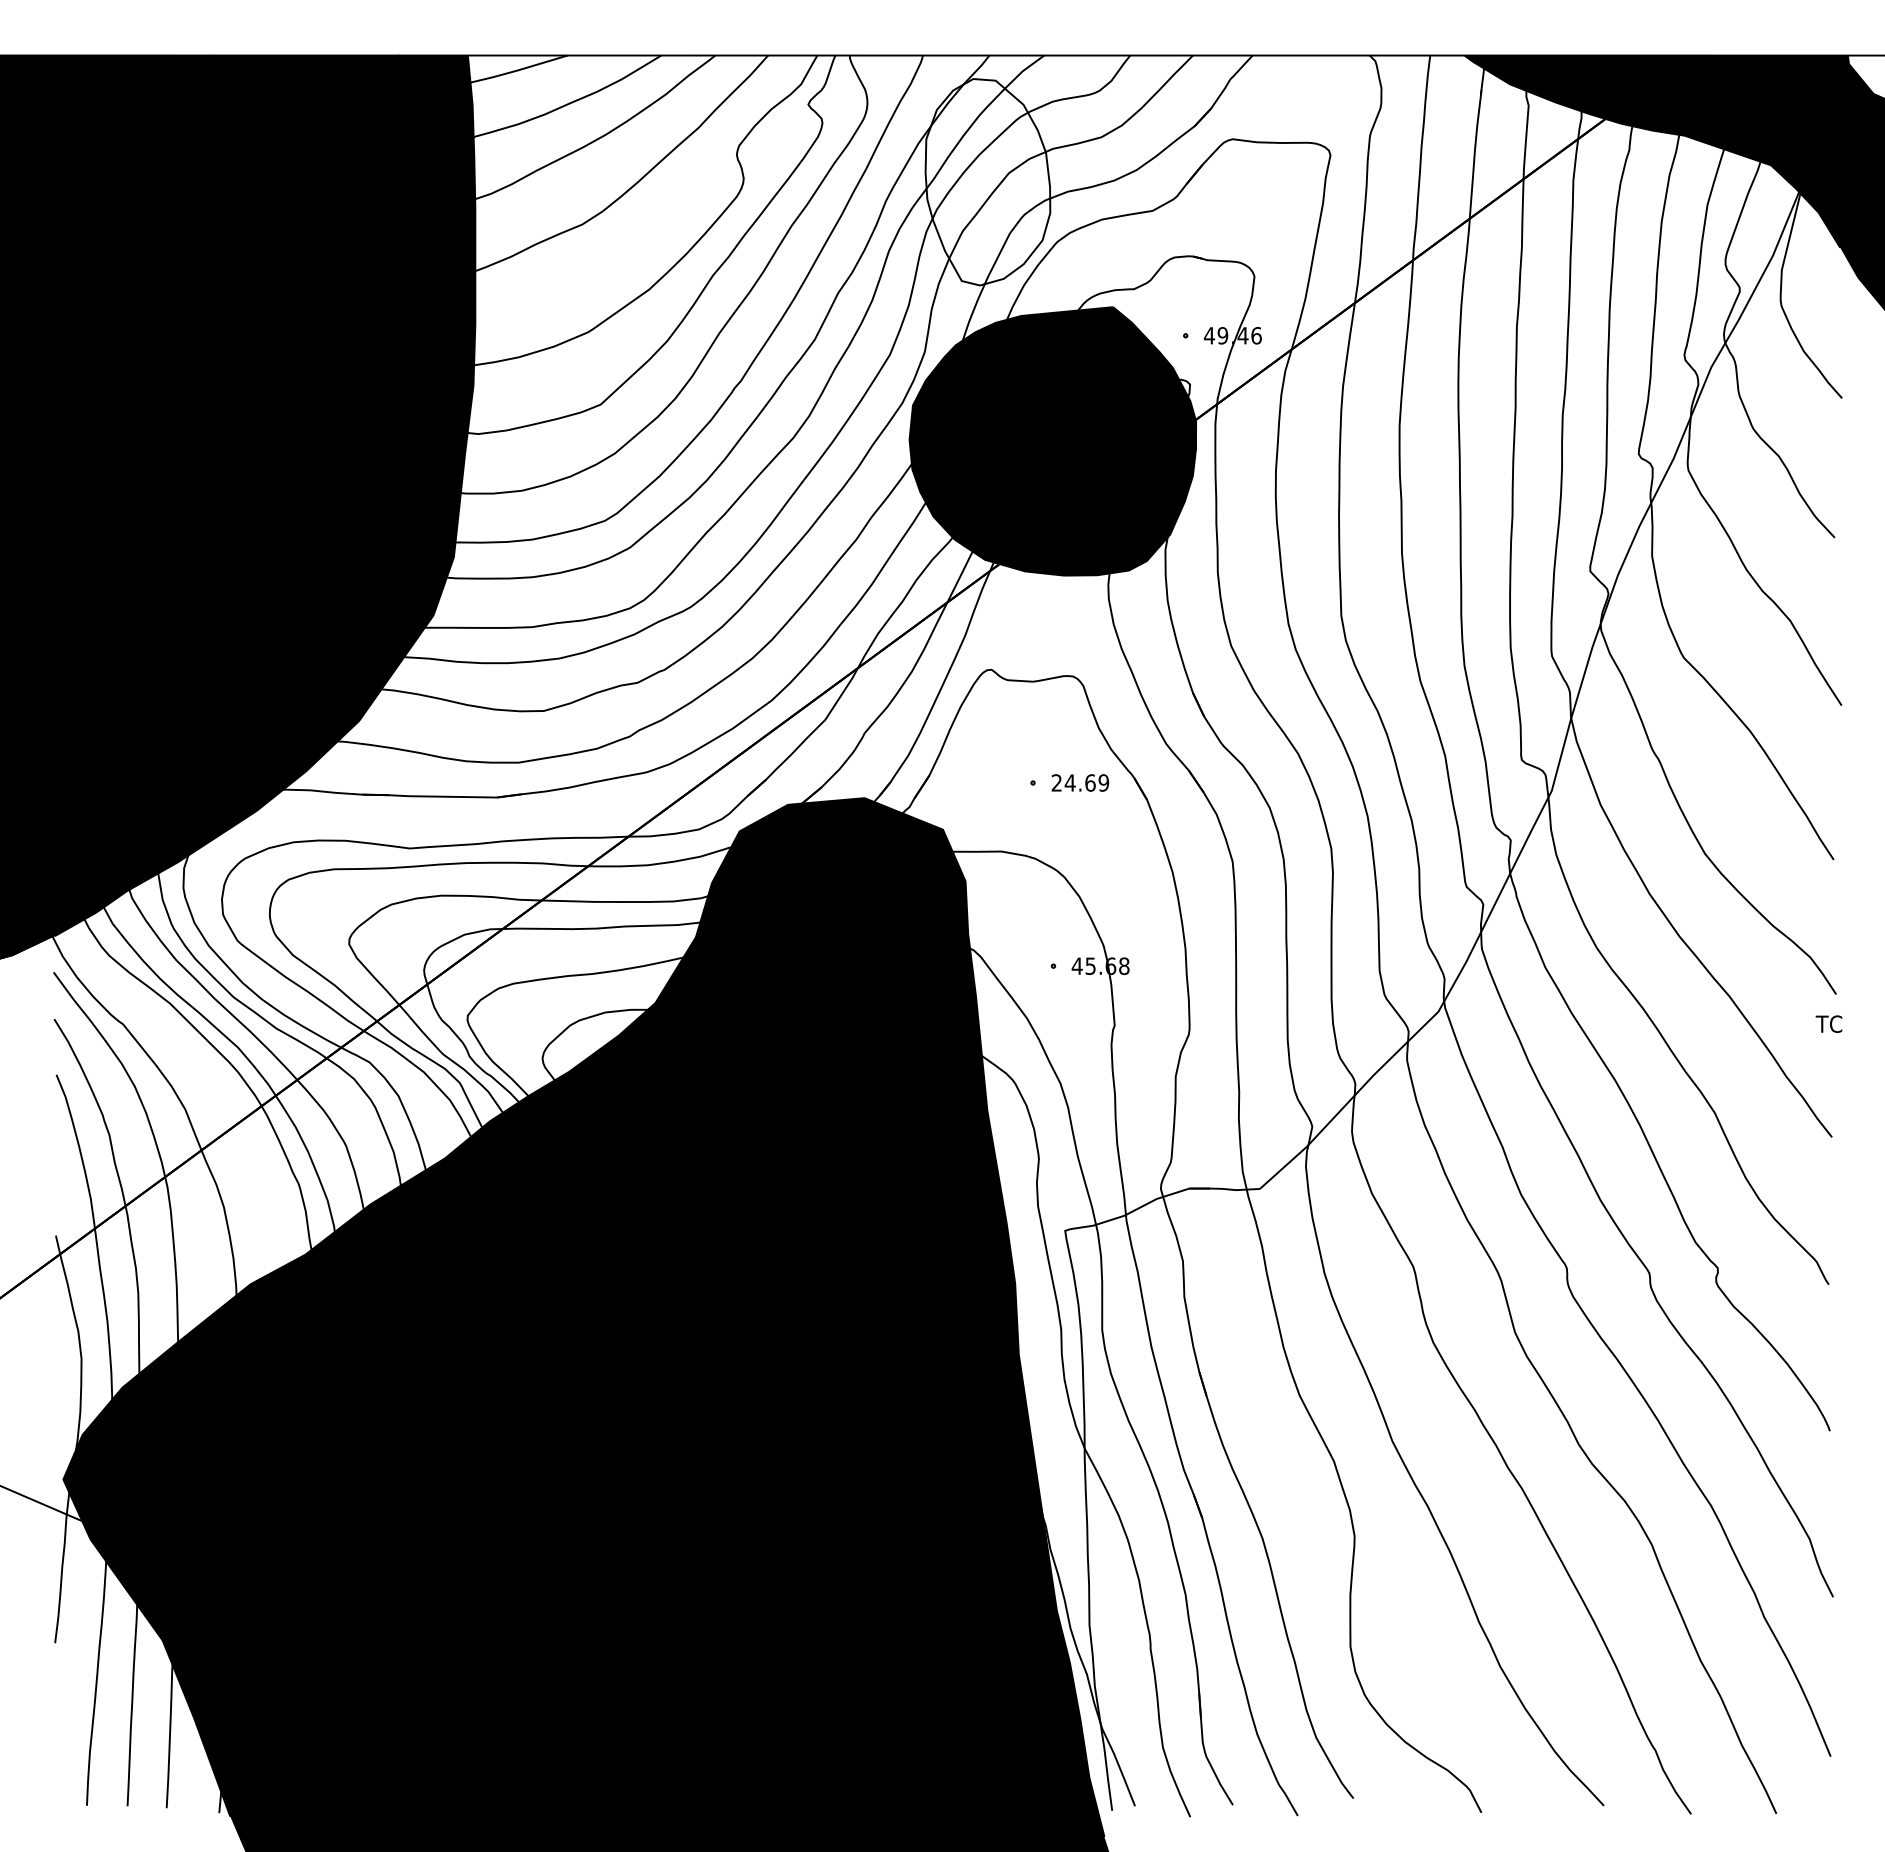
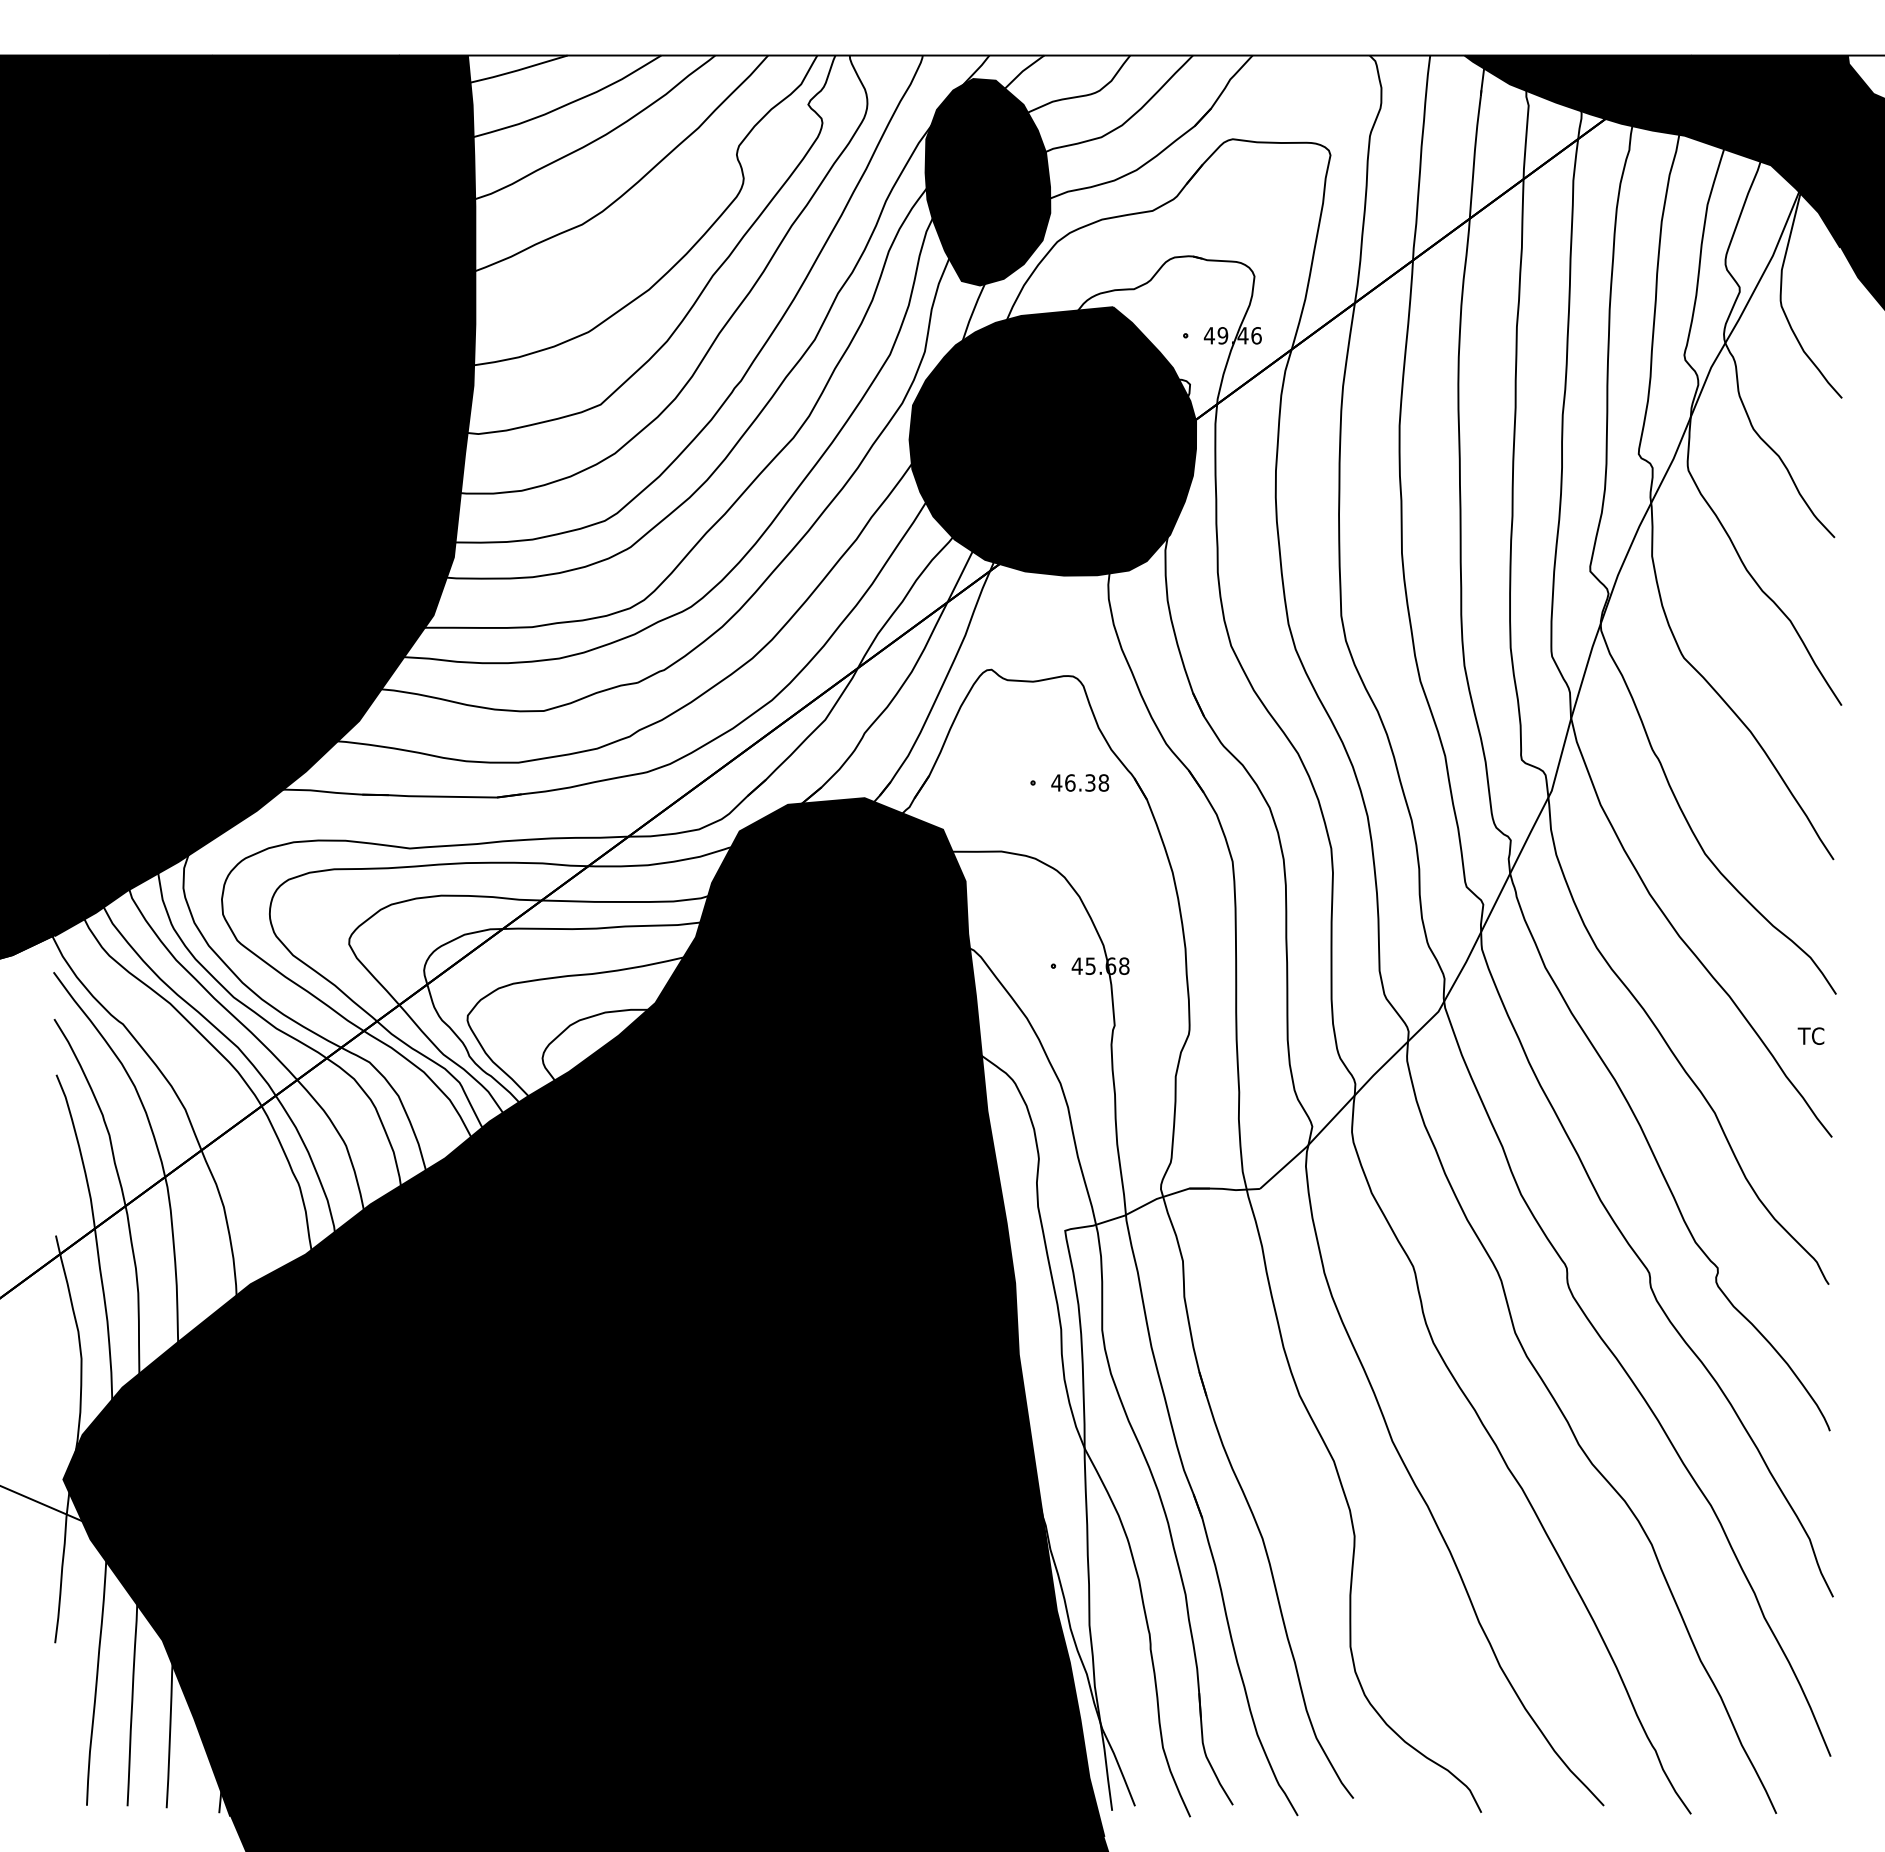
fill: none -> present (987, 182)
text: 24.69 -> 46.38 (1080, 782)
text position: (1828, 1023) -> (1810, 1035) (1810, 1035)
